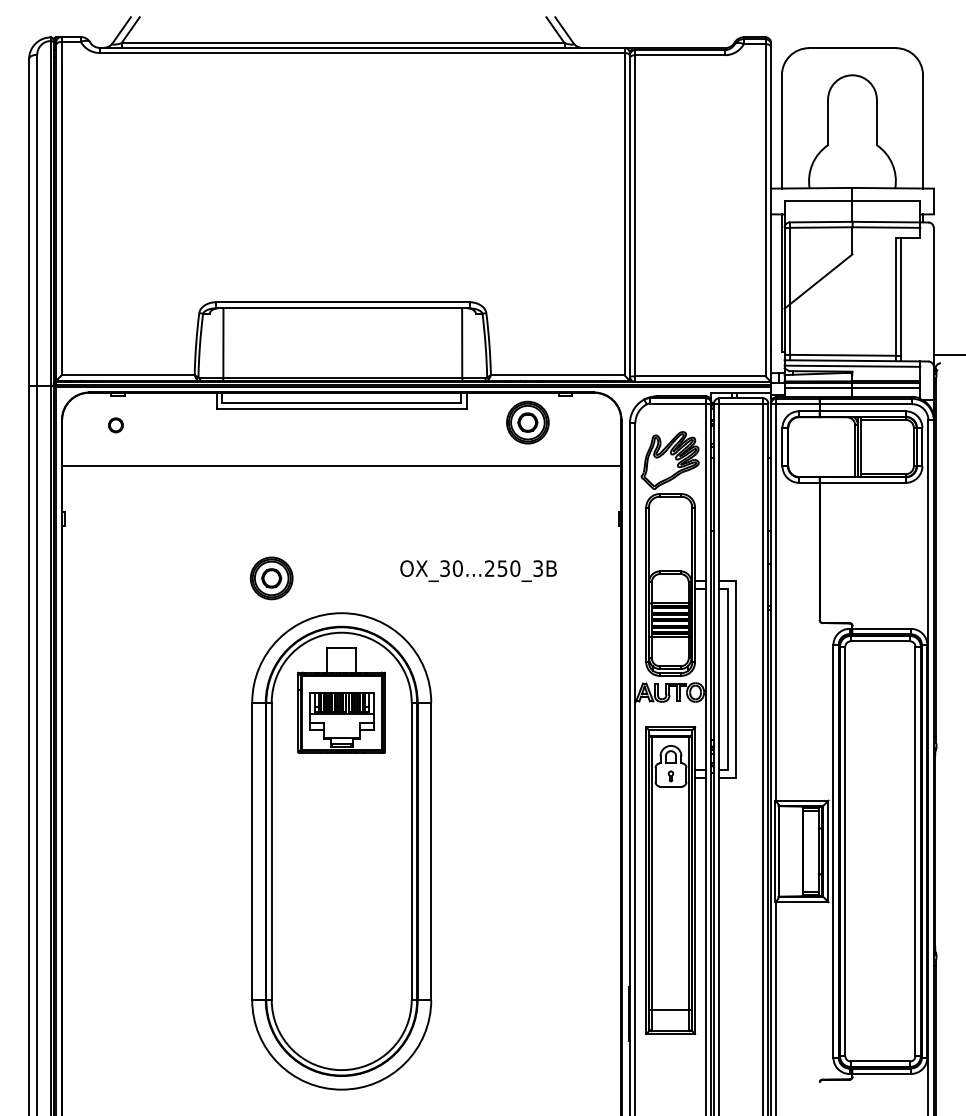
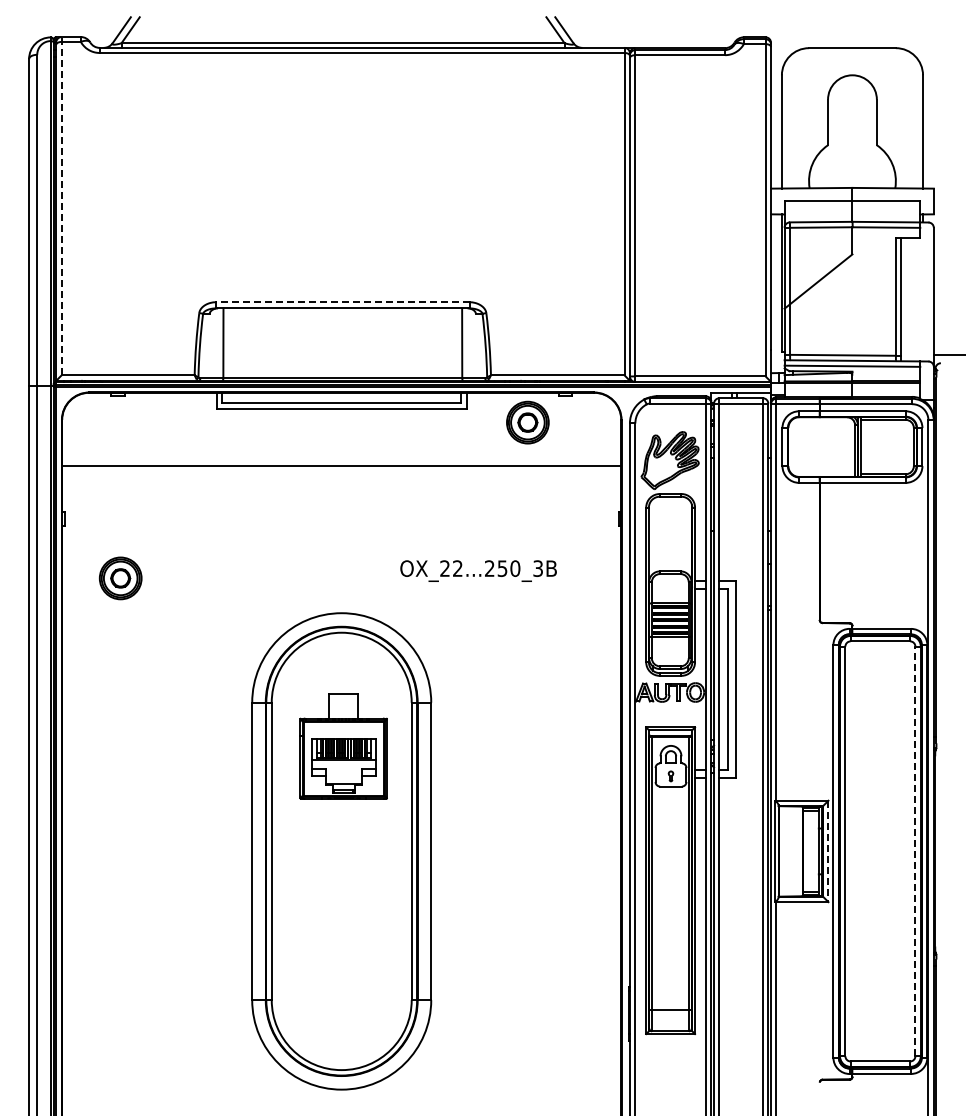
line: solid -> dashed (61, 205)
line: solid -> dashed (342, 302)
line: present -> none (852, 388)
circle: present -> none (115, 425)
text: OX_30...250_3B -> OX_22...250_3B (451, 568)
part position: (271, 578) -> (120, 578) (120, 578)
part position: (341, 700) -> (343, 746) (343, 746)
line: solid -> dashed (828, 851)
line: solid -> dashed (915, 851)
